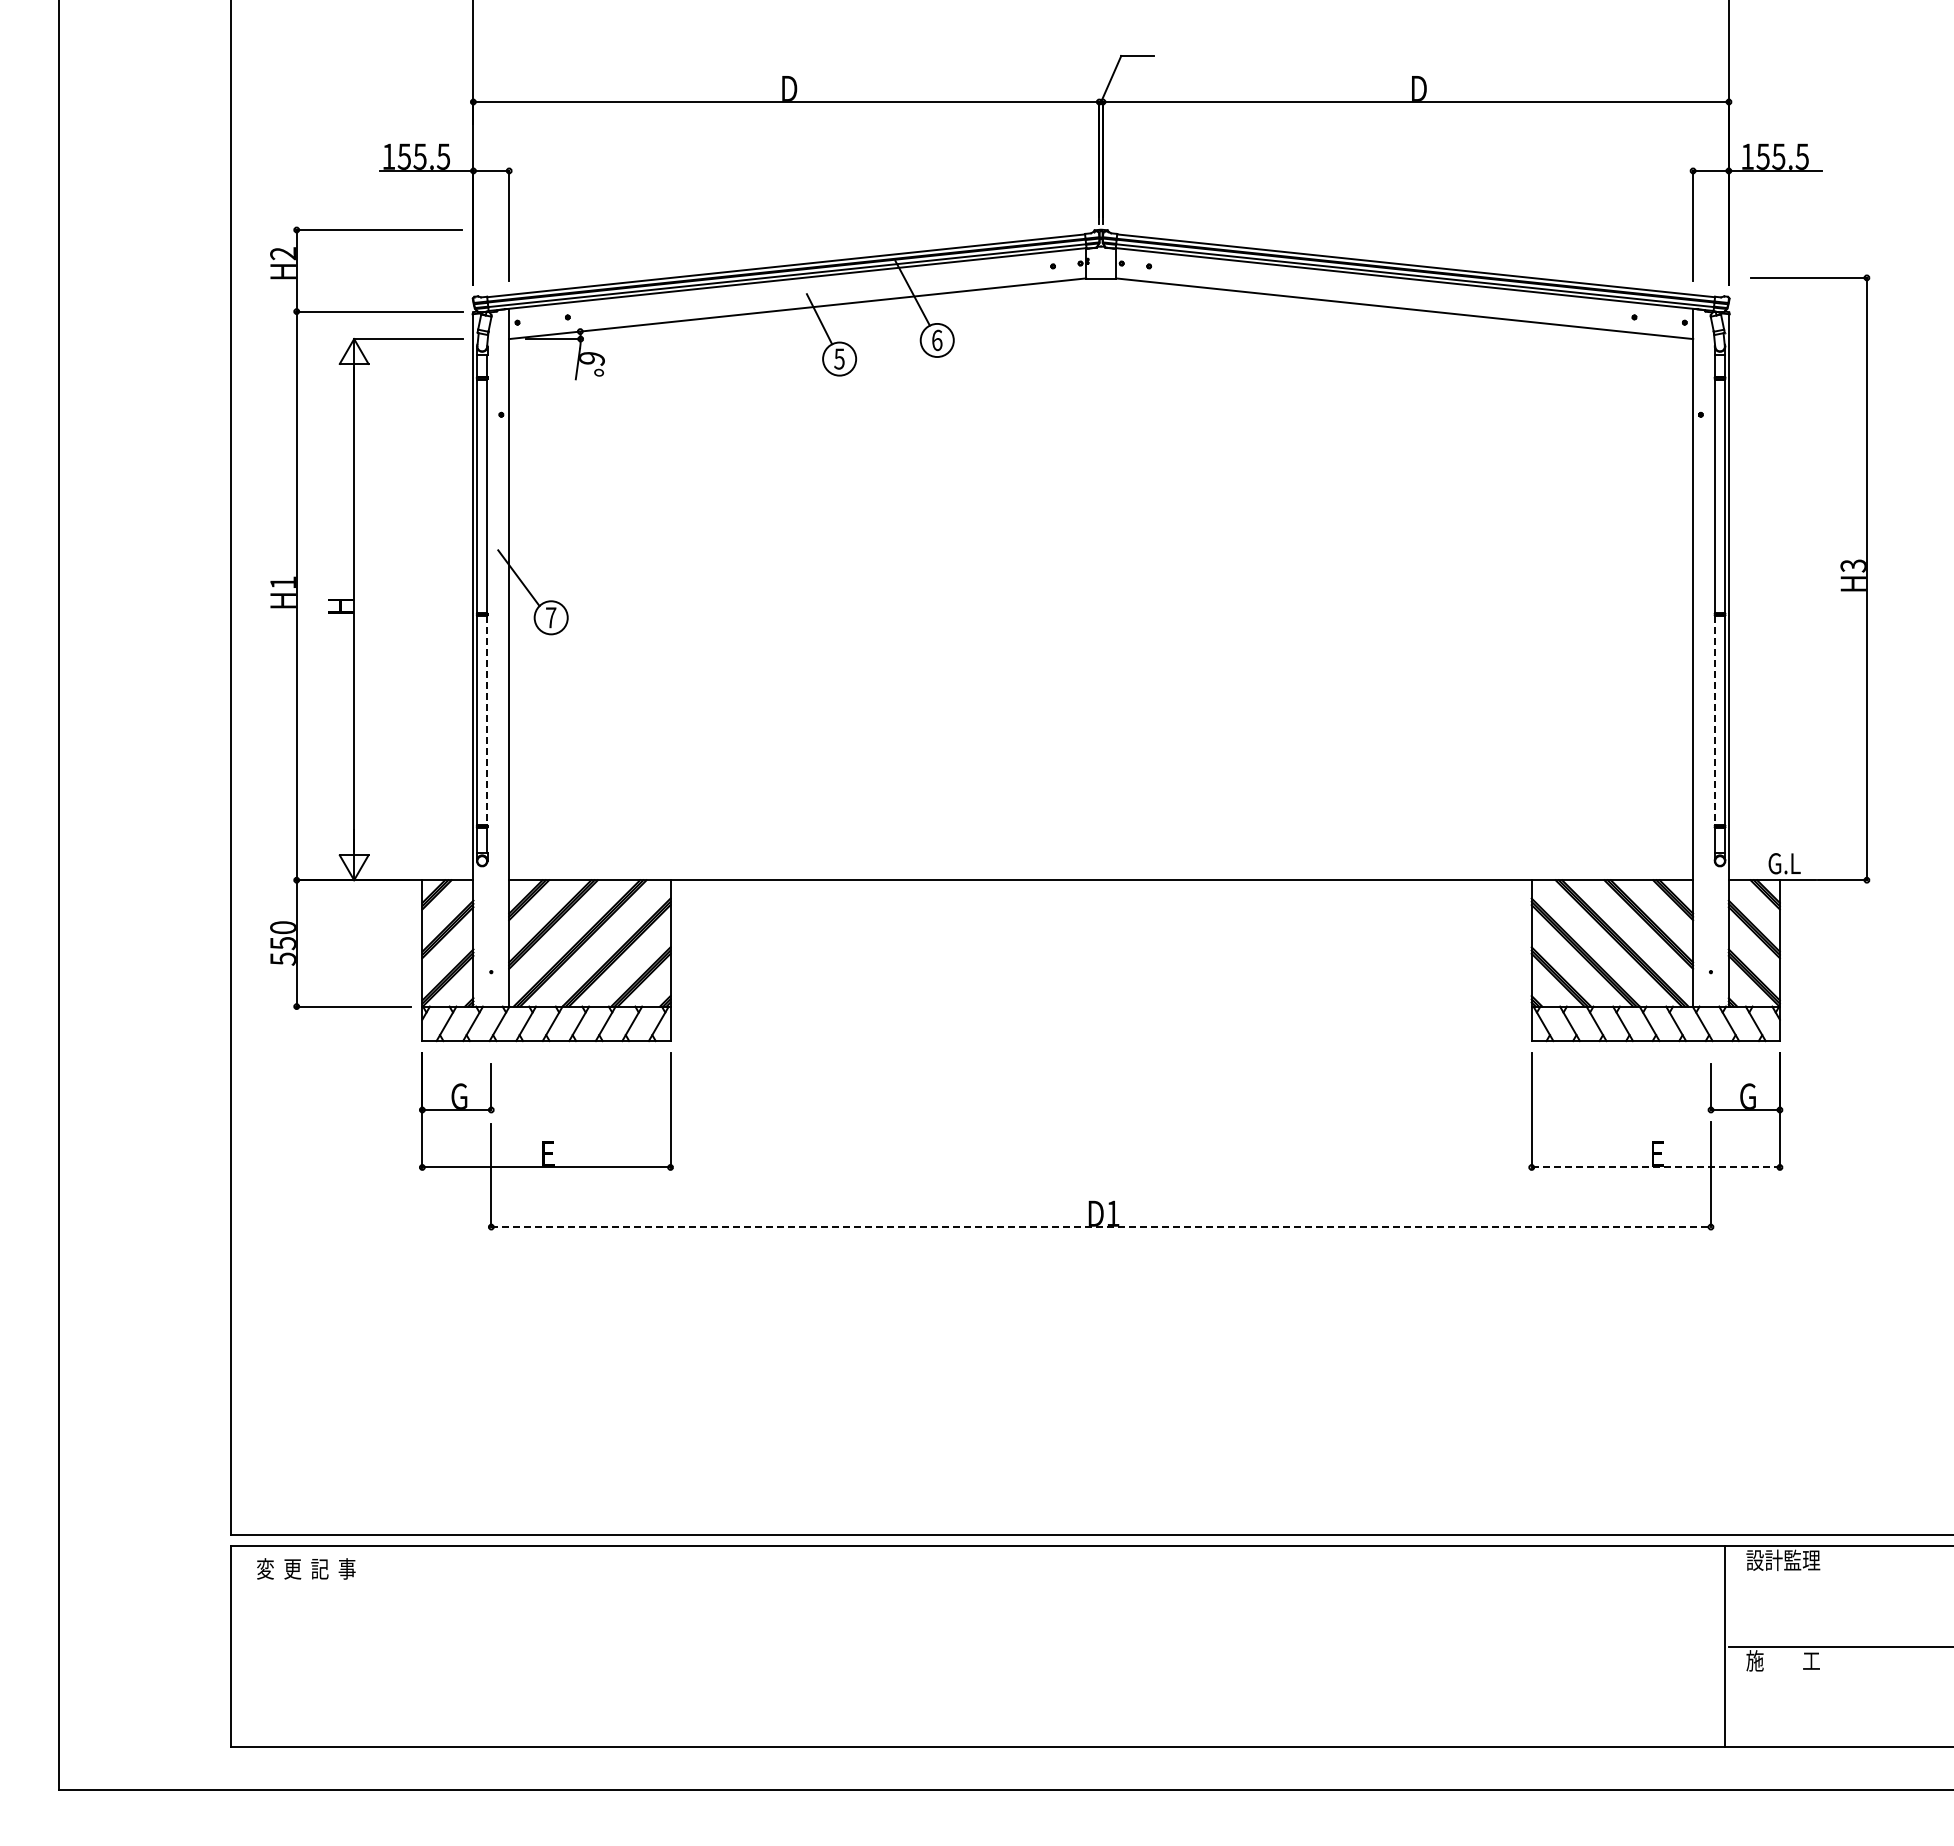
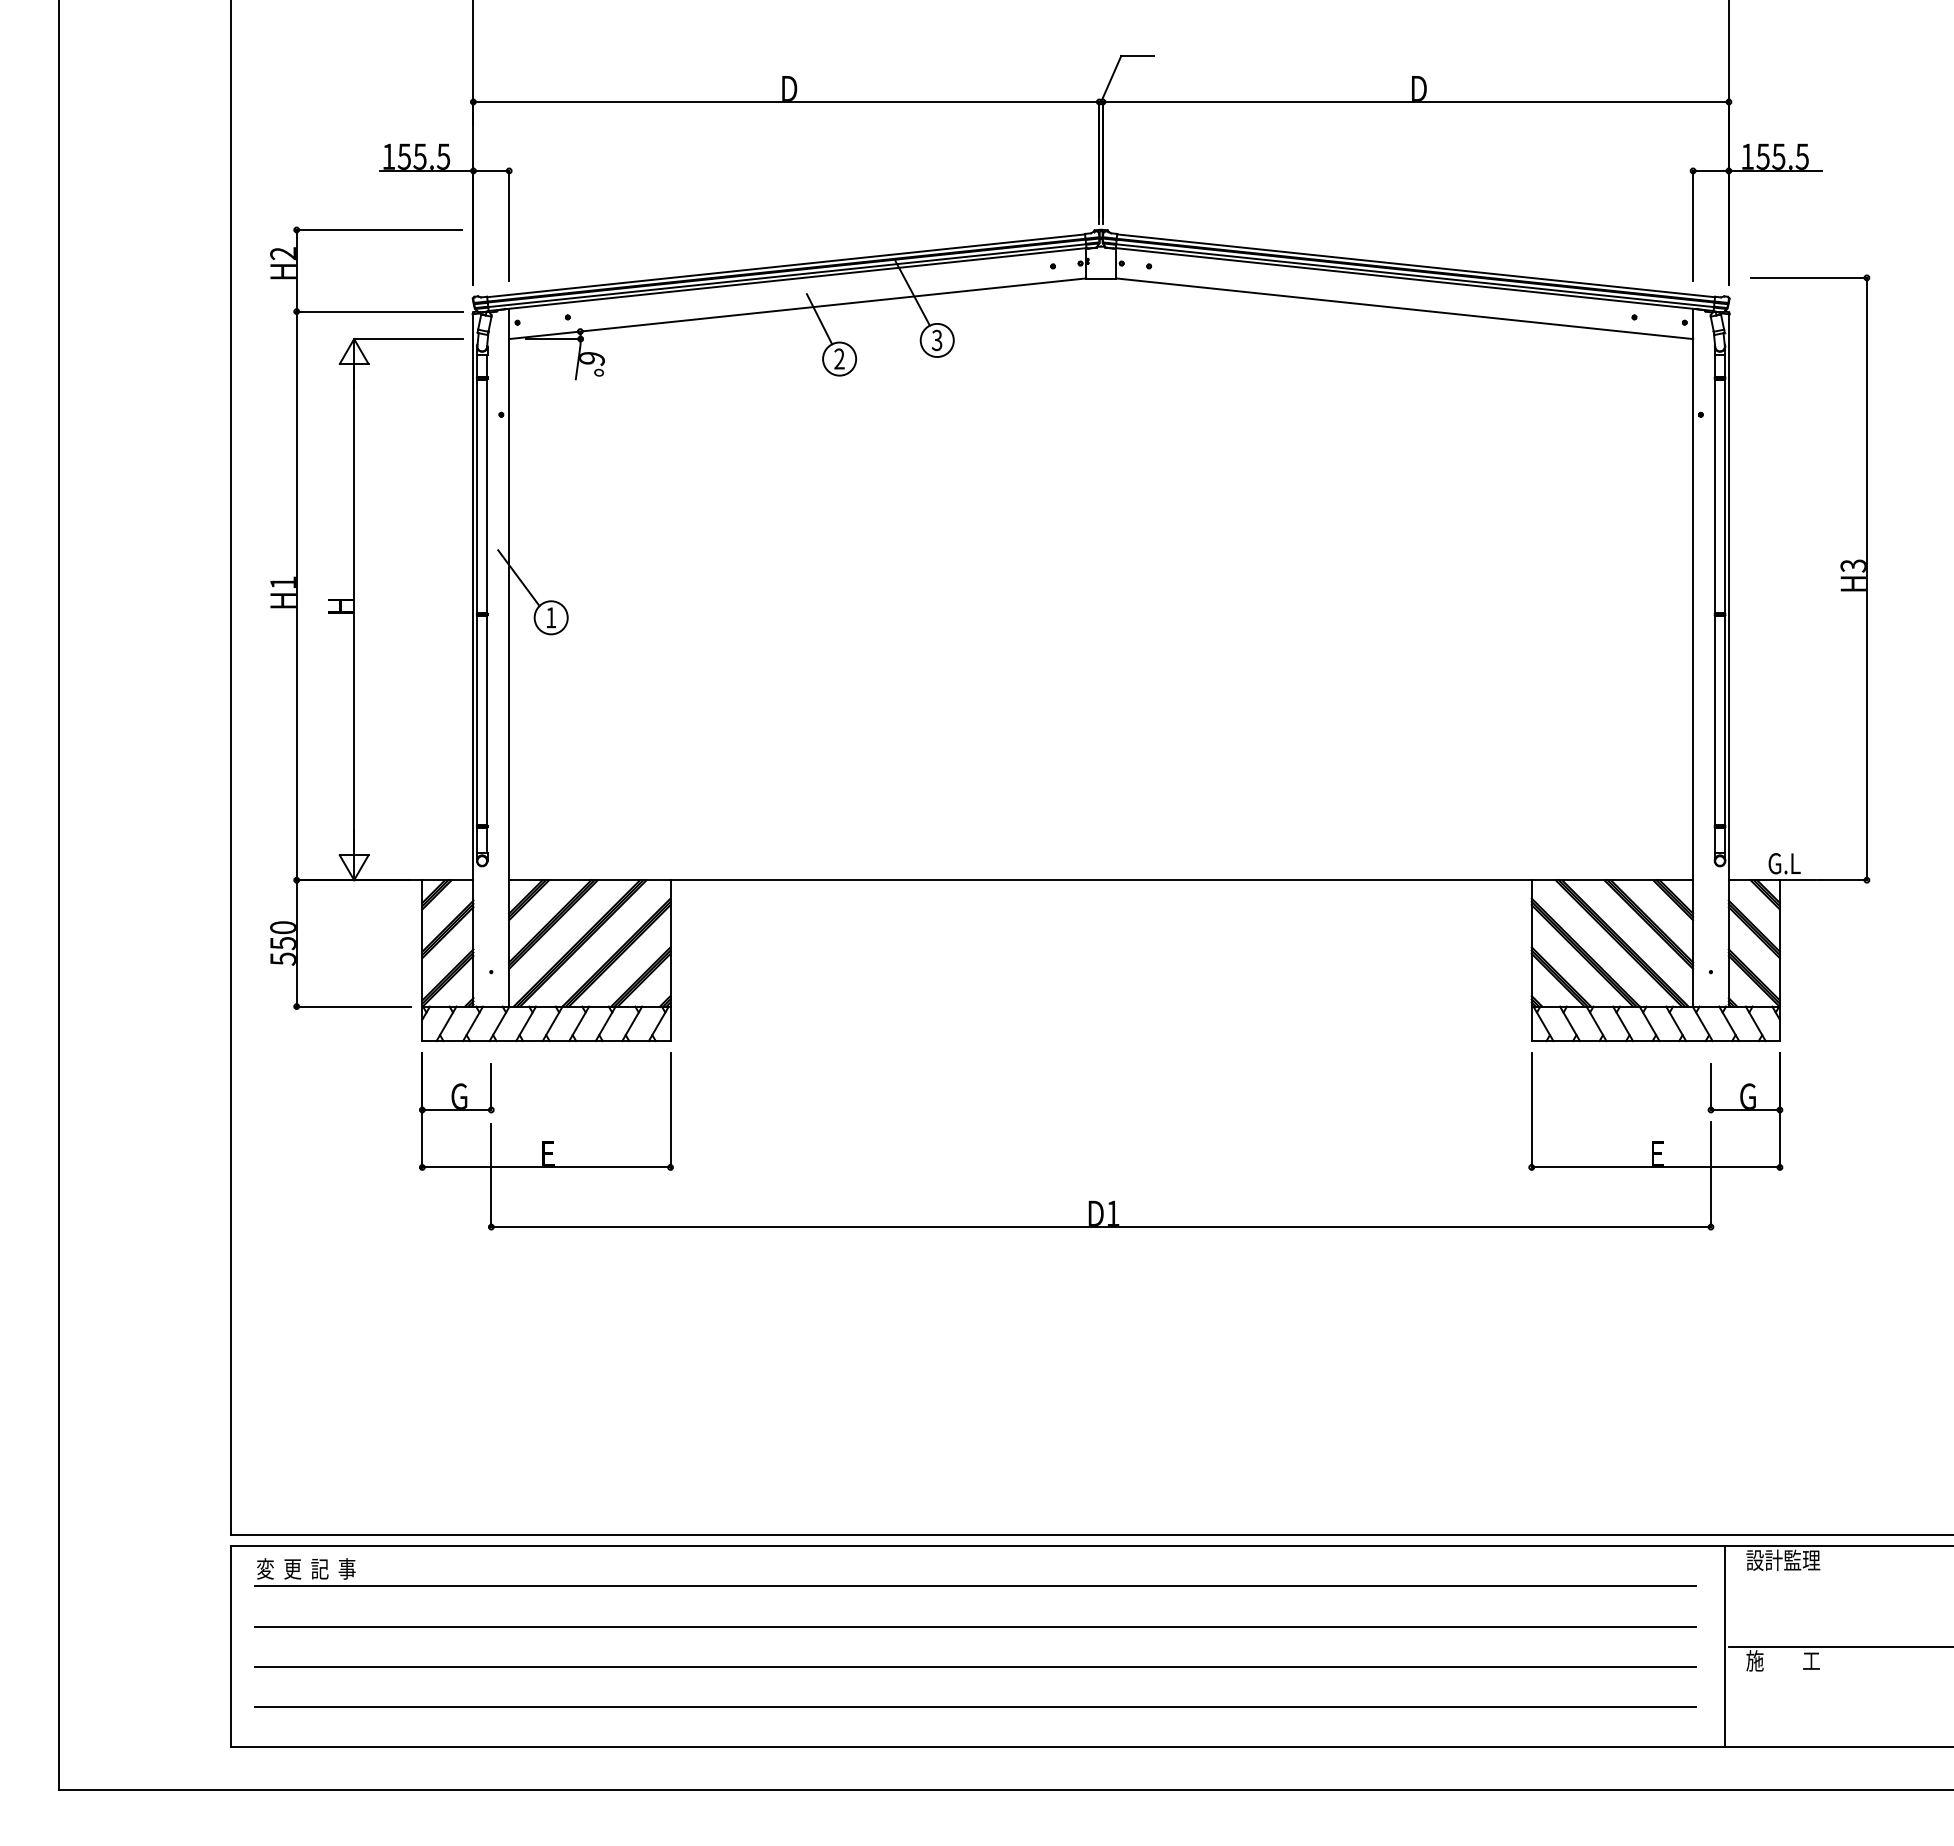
text: 6 -> 3 (936, 340)
text: 5 -> 2 (839, 358)
text: 7 -> 1 (551, 617)
line: dashed -> solid (487, 720)
line: dashed -> solid (1715, 720)
line: dashed -> solid (1656, 1167)
line: dashed -> solid (1101, 1227)
line: none -> present (975, 1586)
line: none -> present (975, 1626)
line: none -> present (975, 1666)
line: none -> present (975, 1707)
